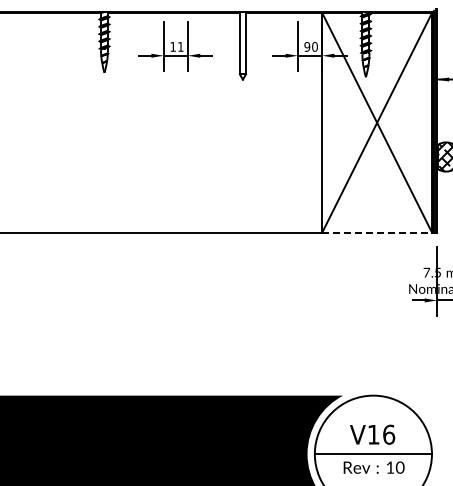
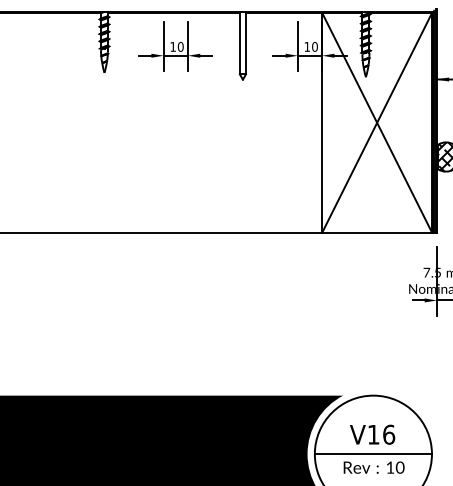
text: 11 -> 10 (180, 46)
text: 90 -> 10 (307, 46)
line: dashed -> solid (377, 232)
